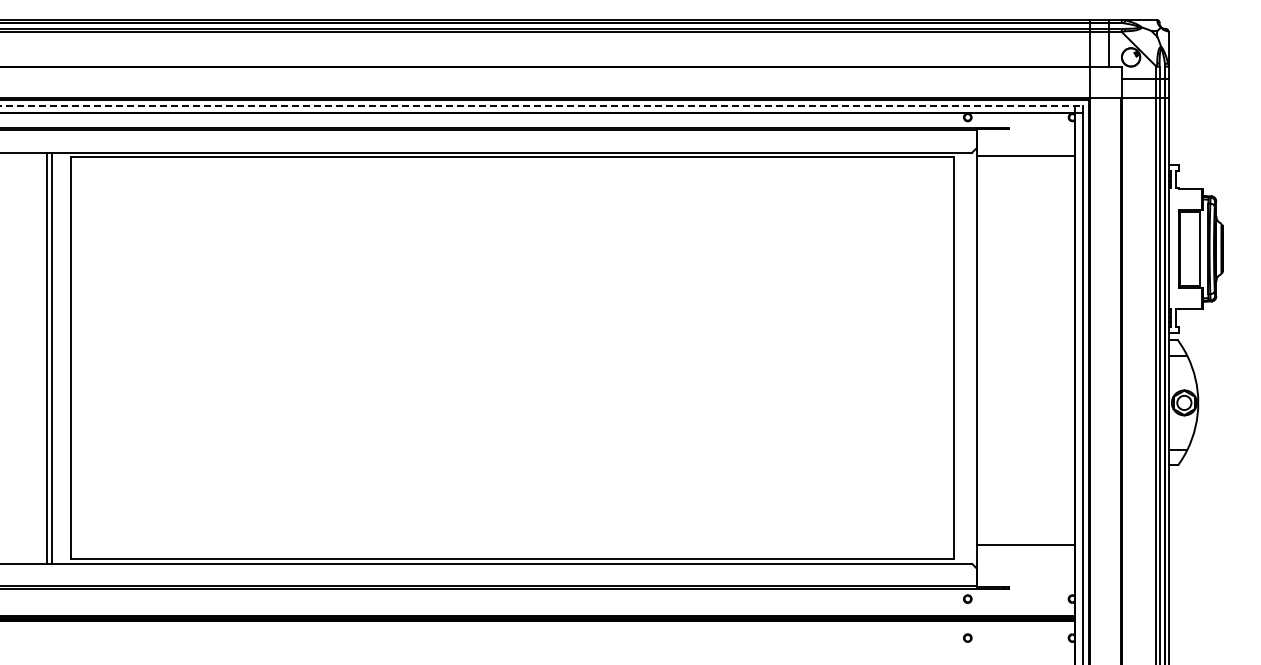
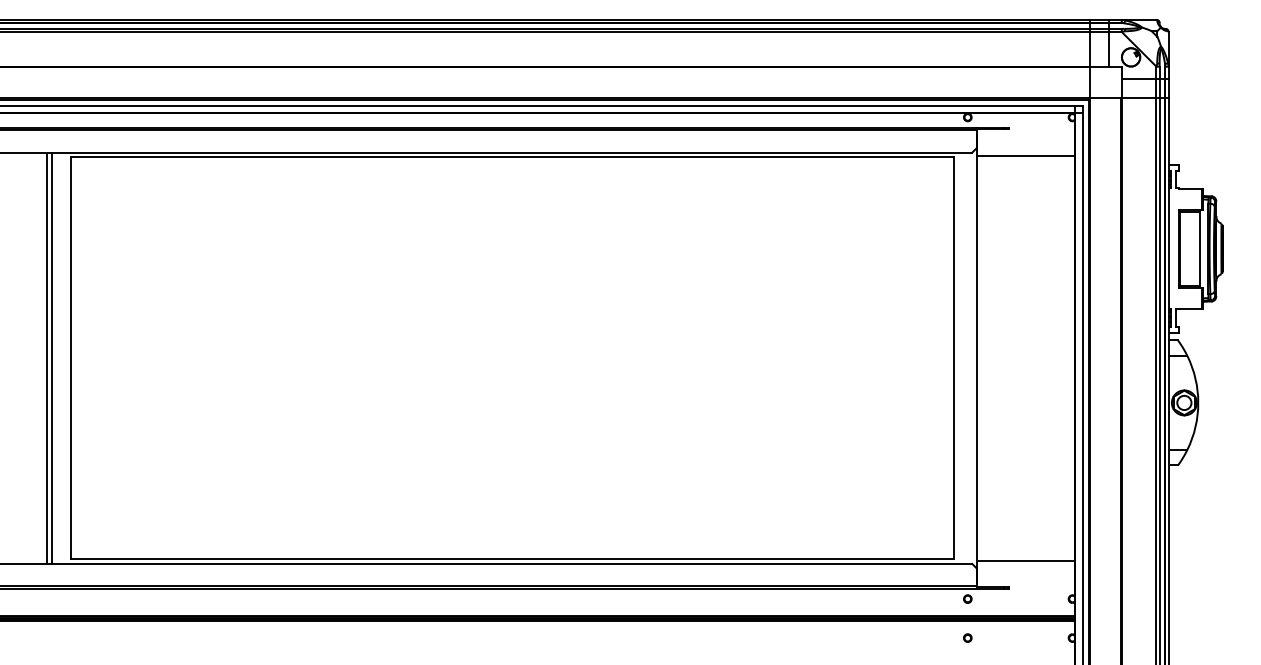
line: dashed -> solid (541, 105)
line position: (1026, 544) -> (1026, 560) (1026, 560)
